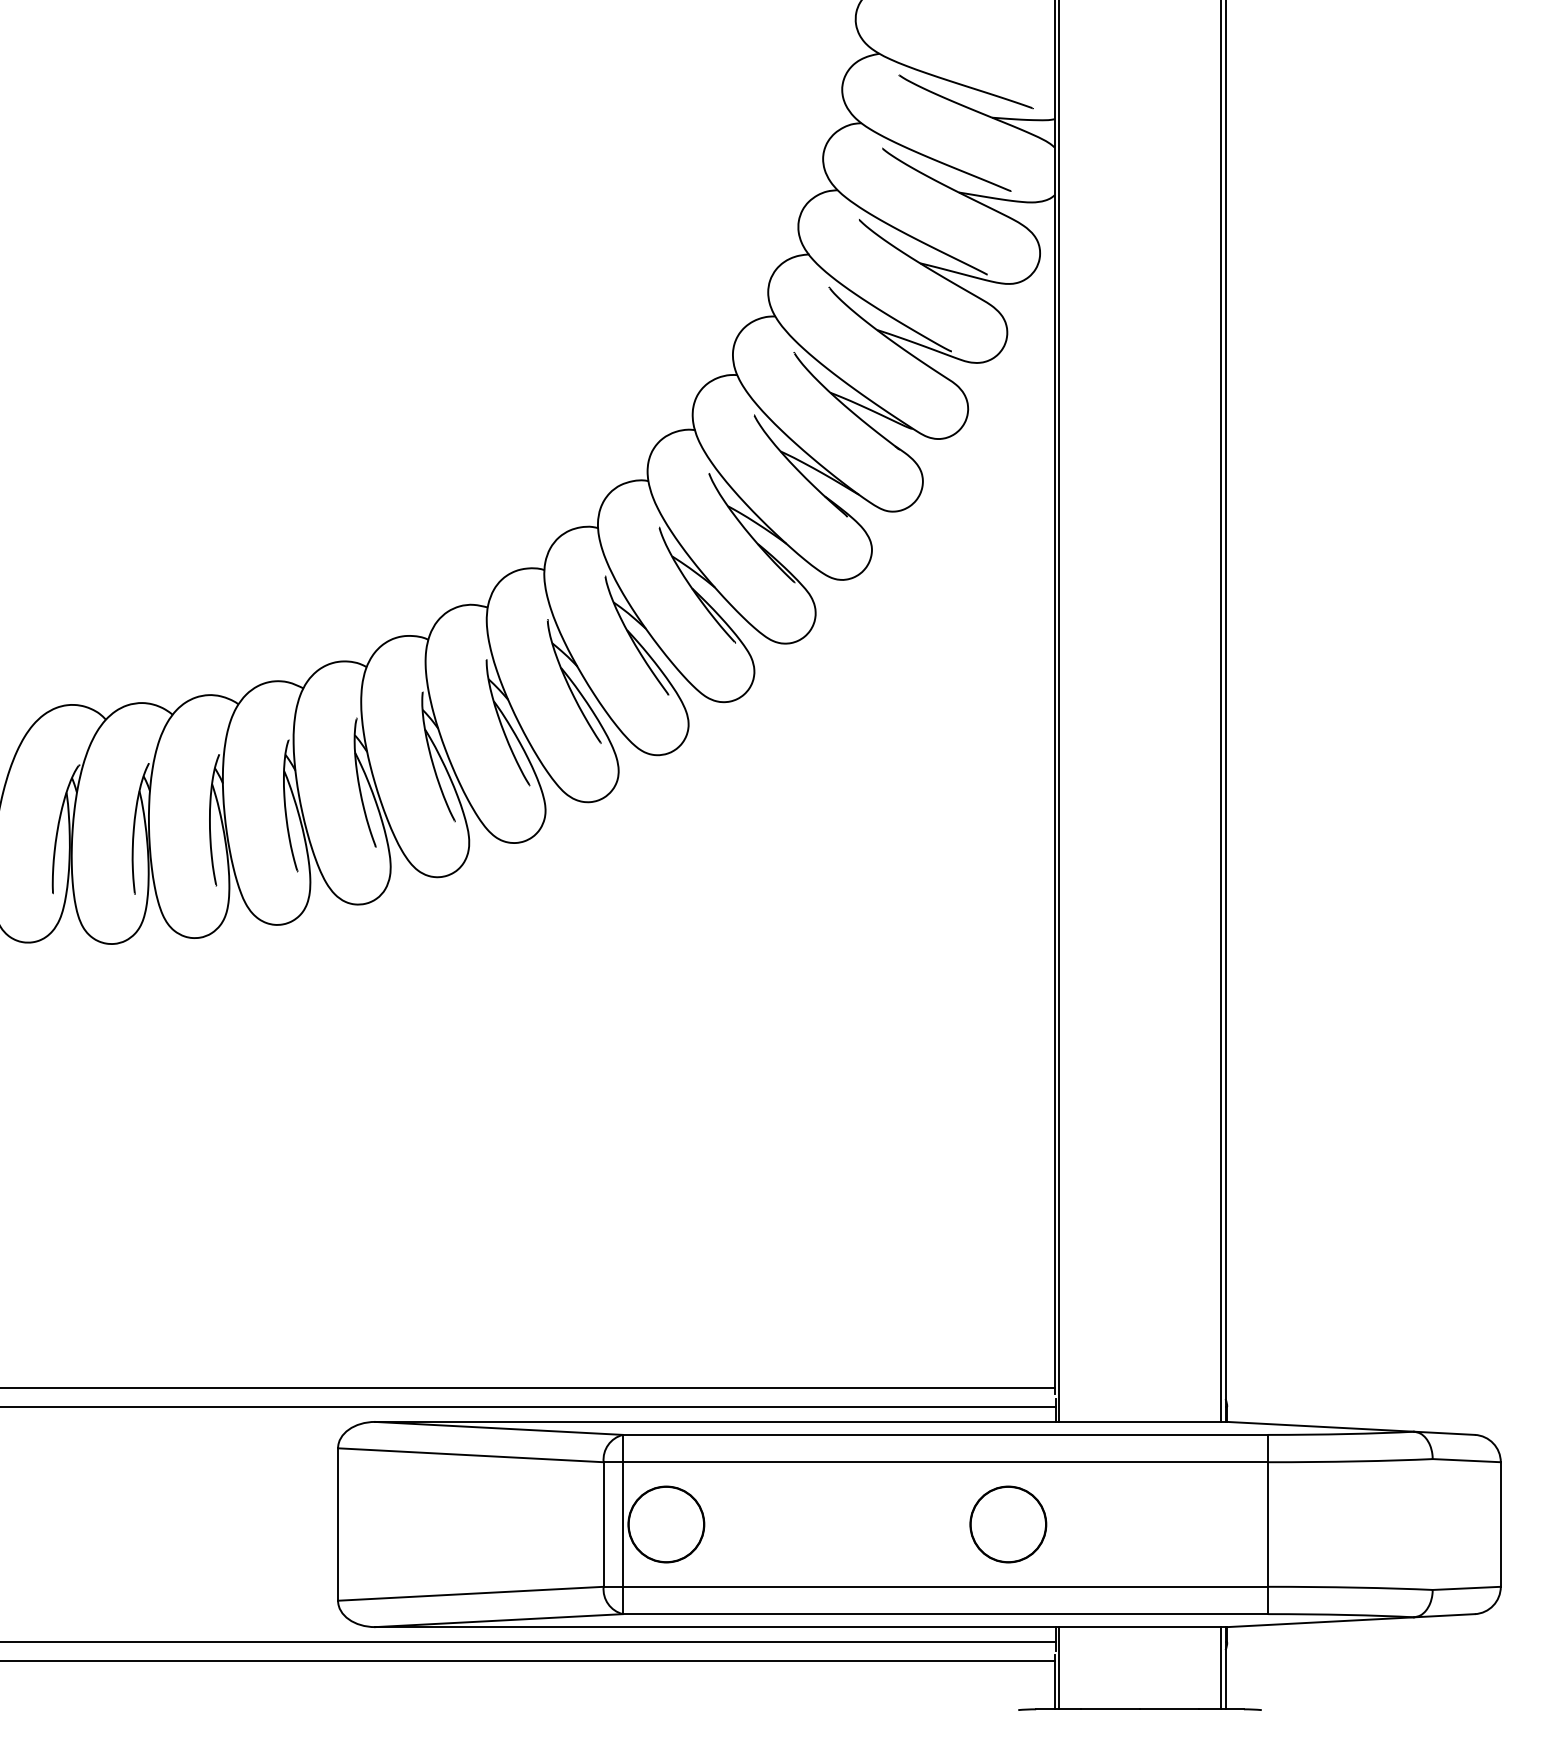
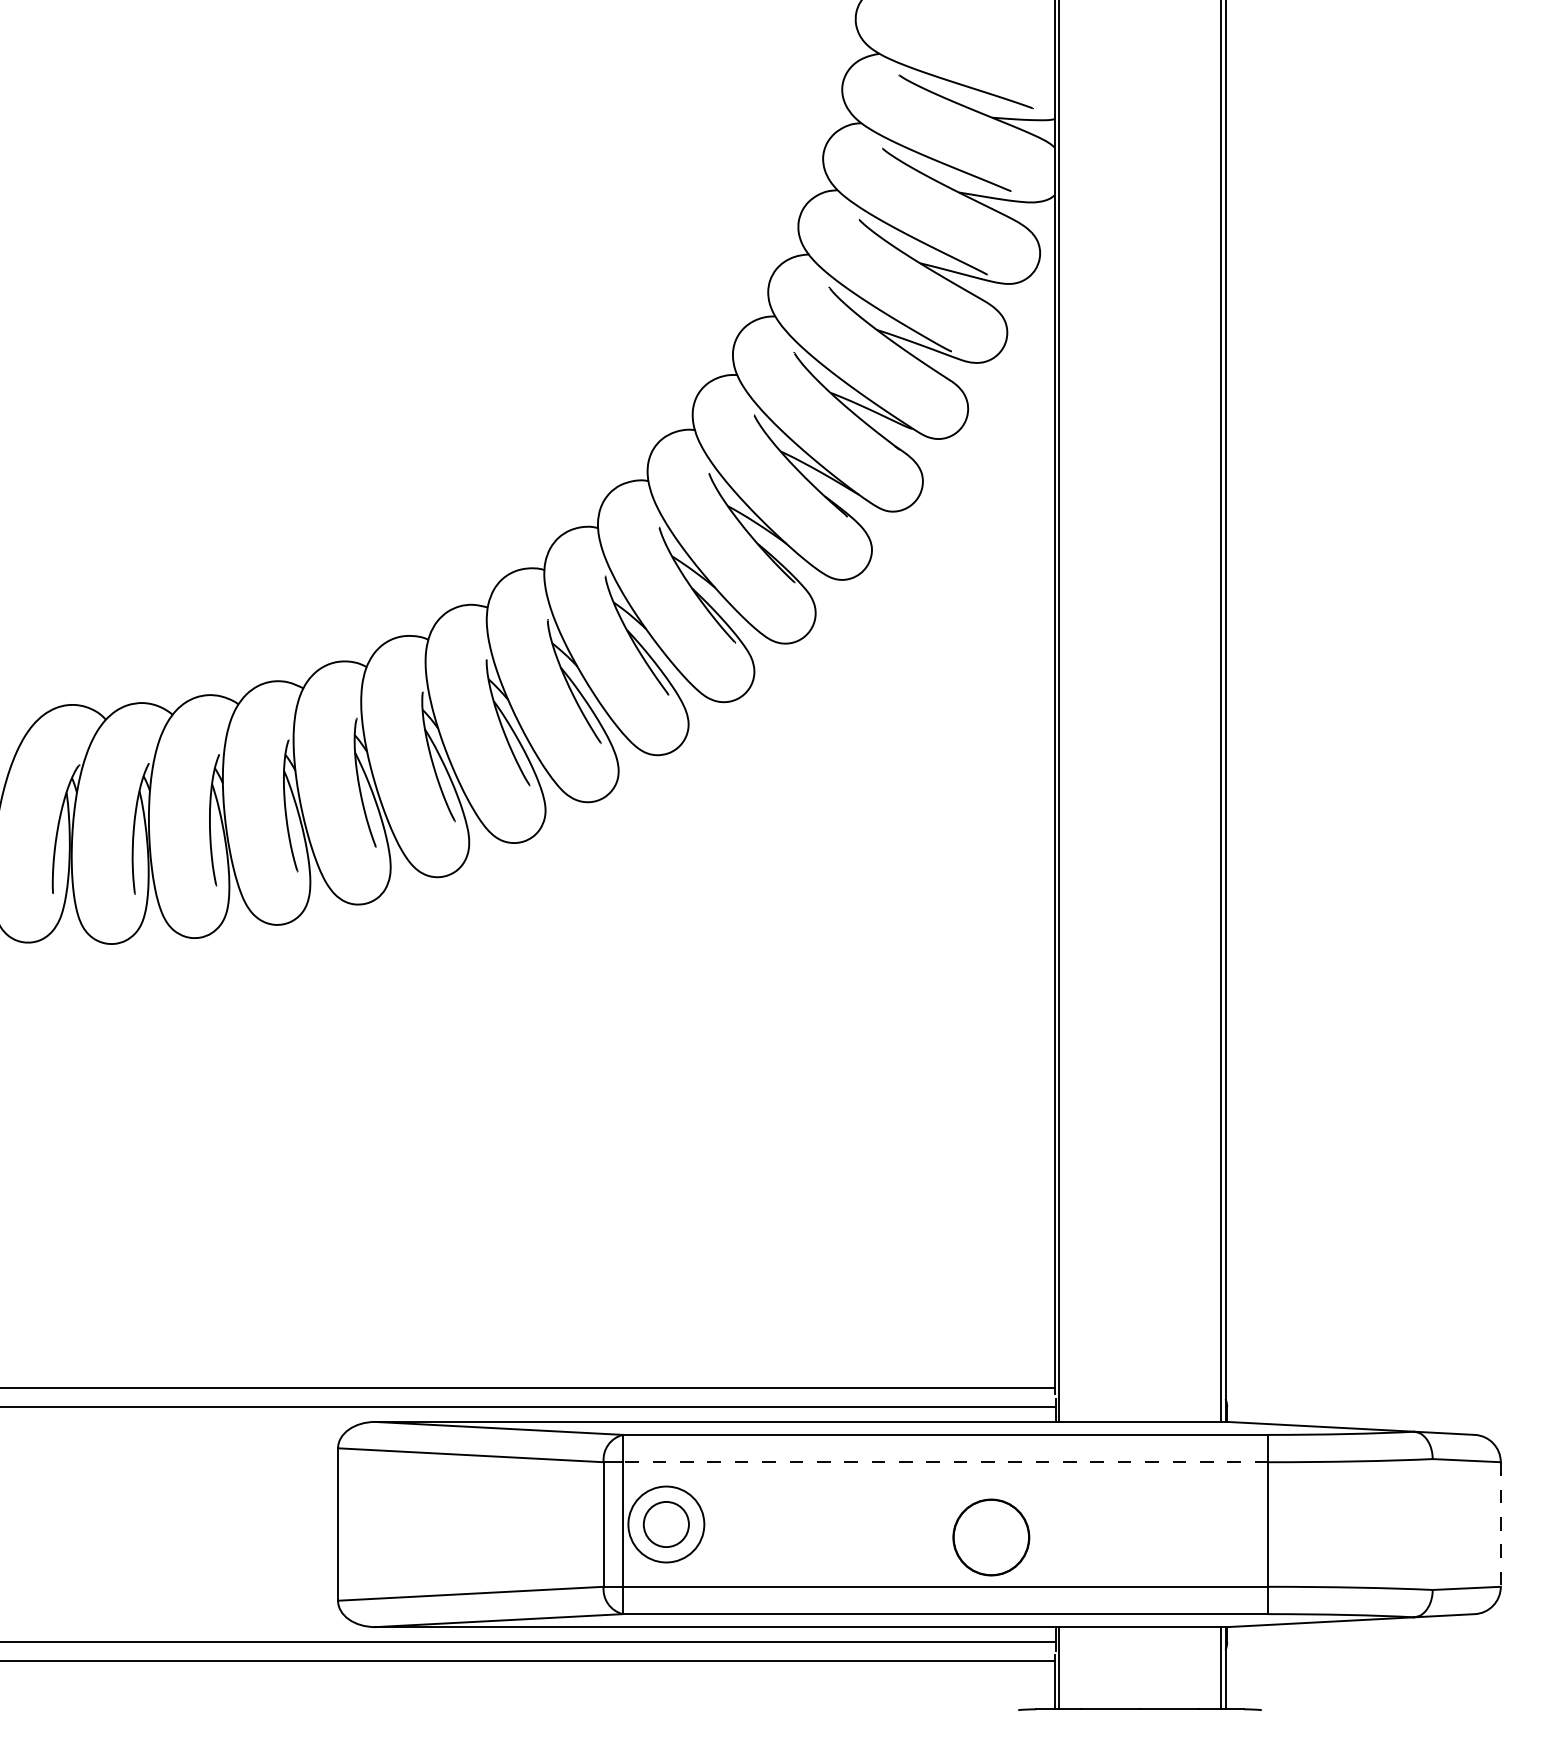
line: solid -> dashed (945, 1462)
circle diameter: 75 px -> 45 px (665, 1524)
part position: (1008, 1524) -> (991, 1537) (991, 1537)
line: solid -> dashed (1500, 1525)
